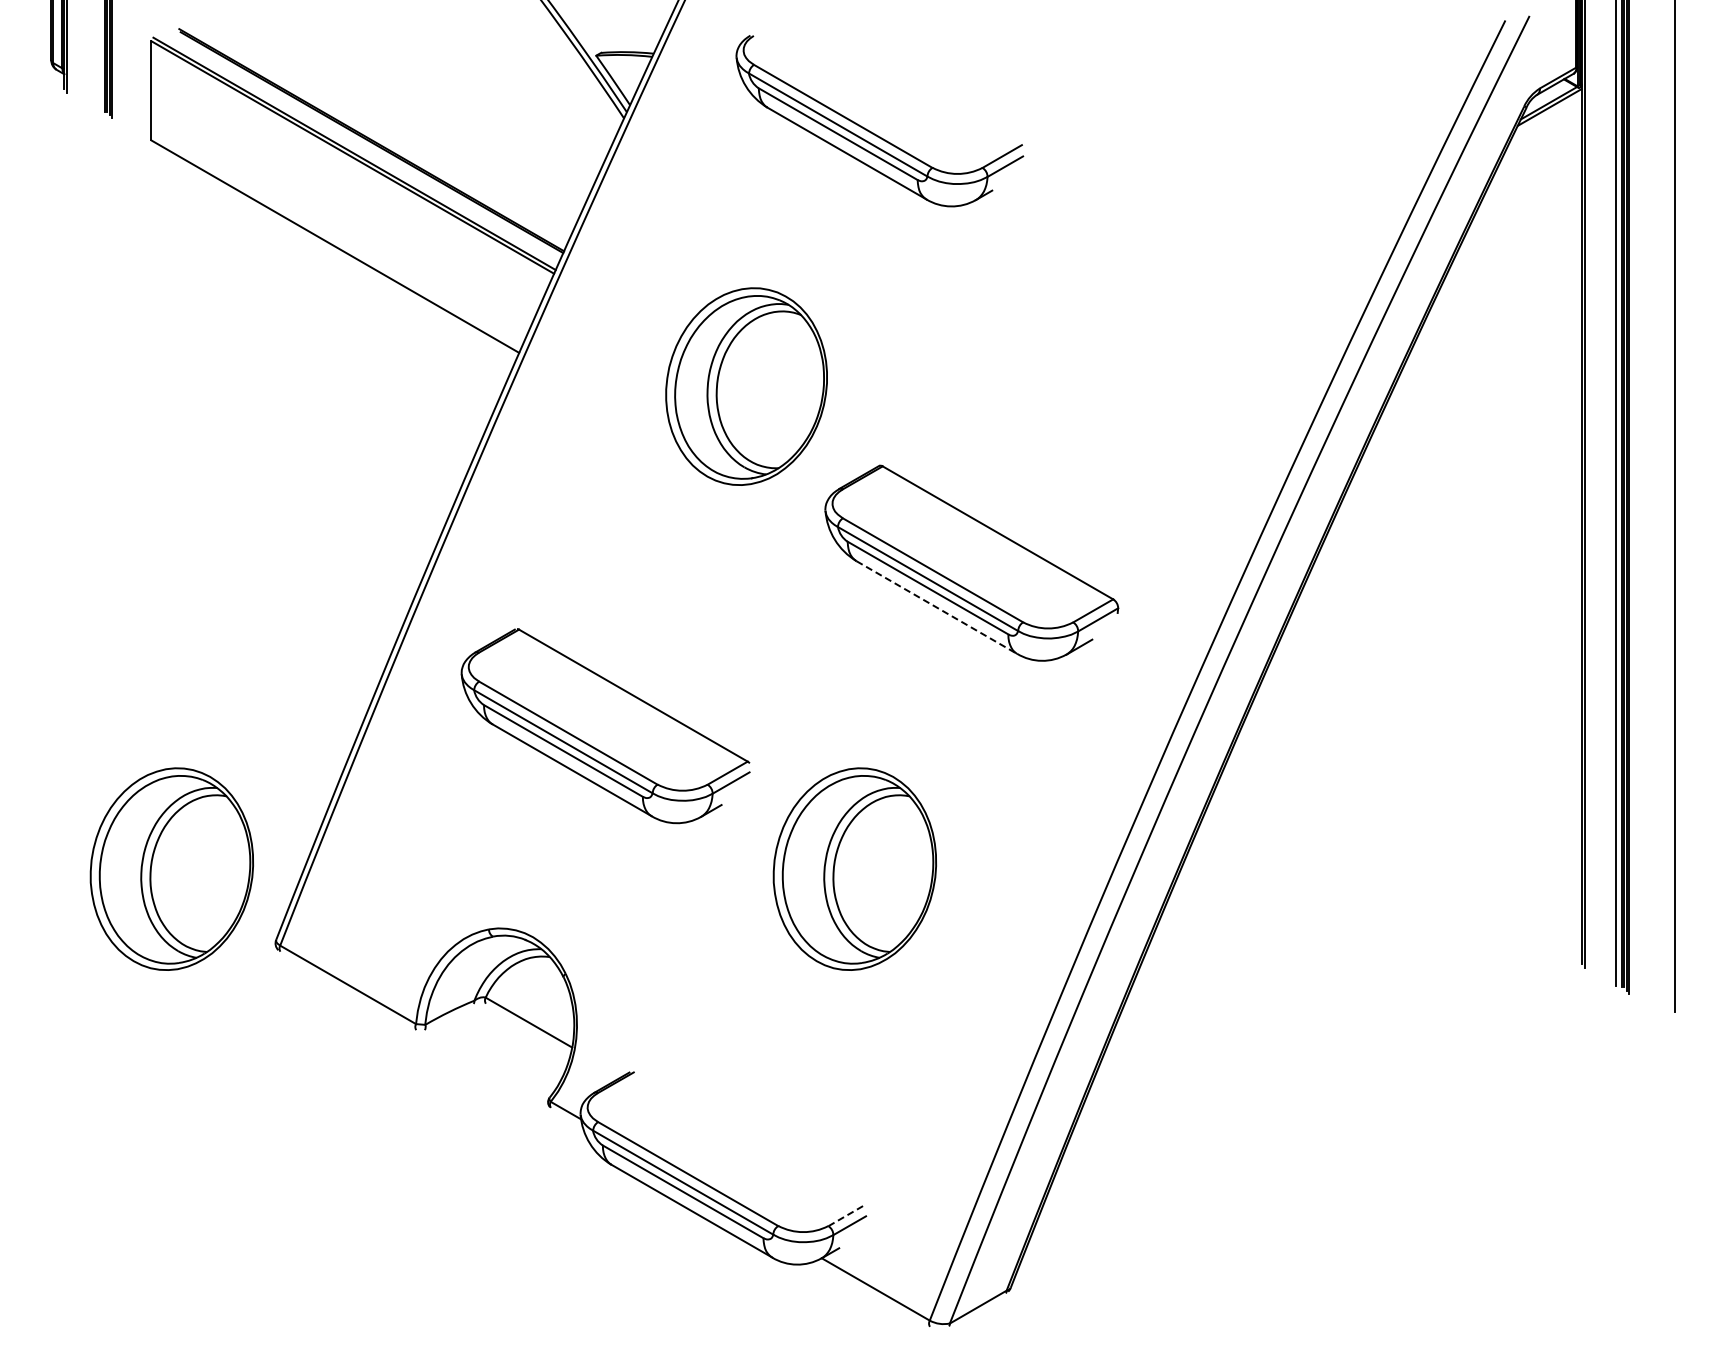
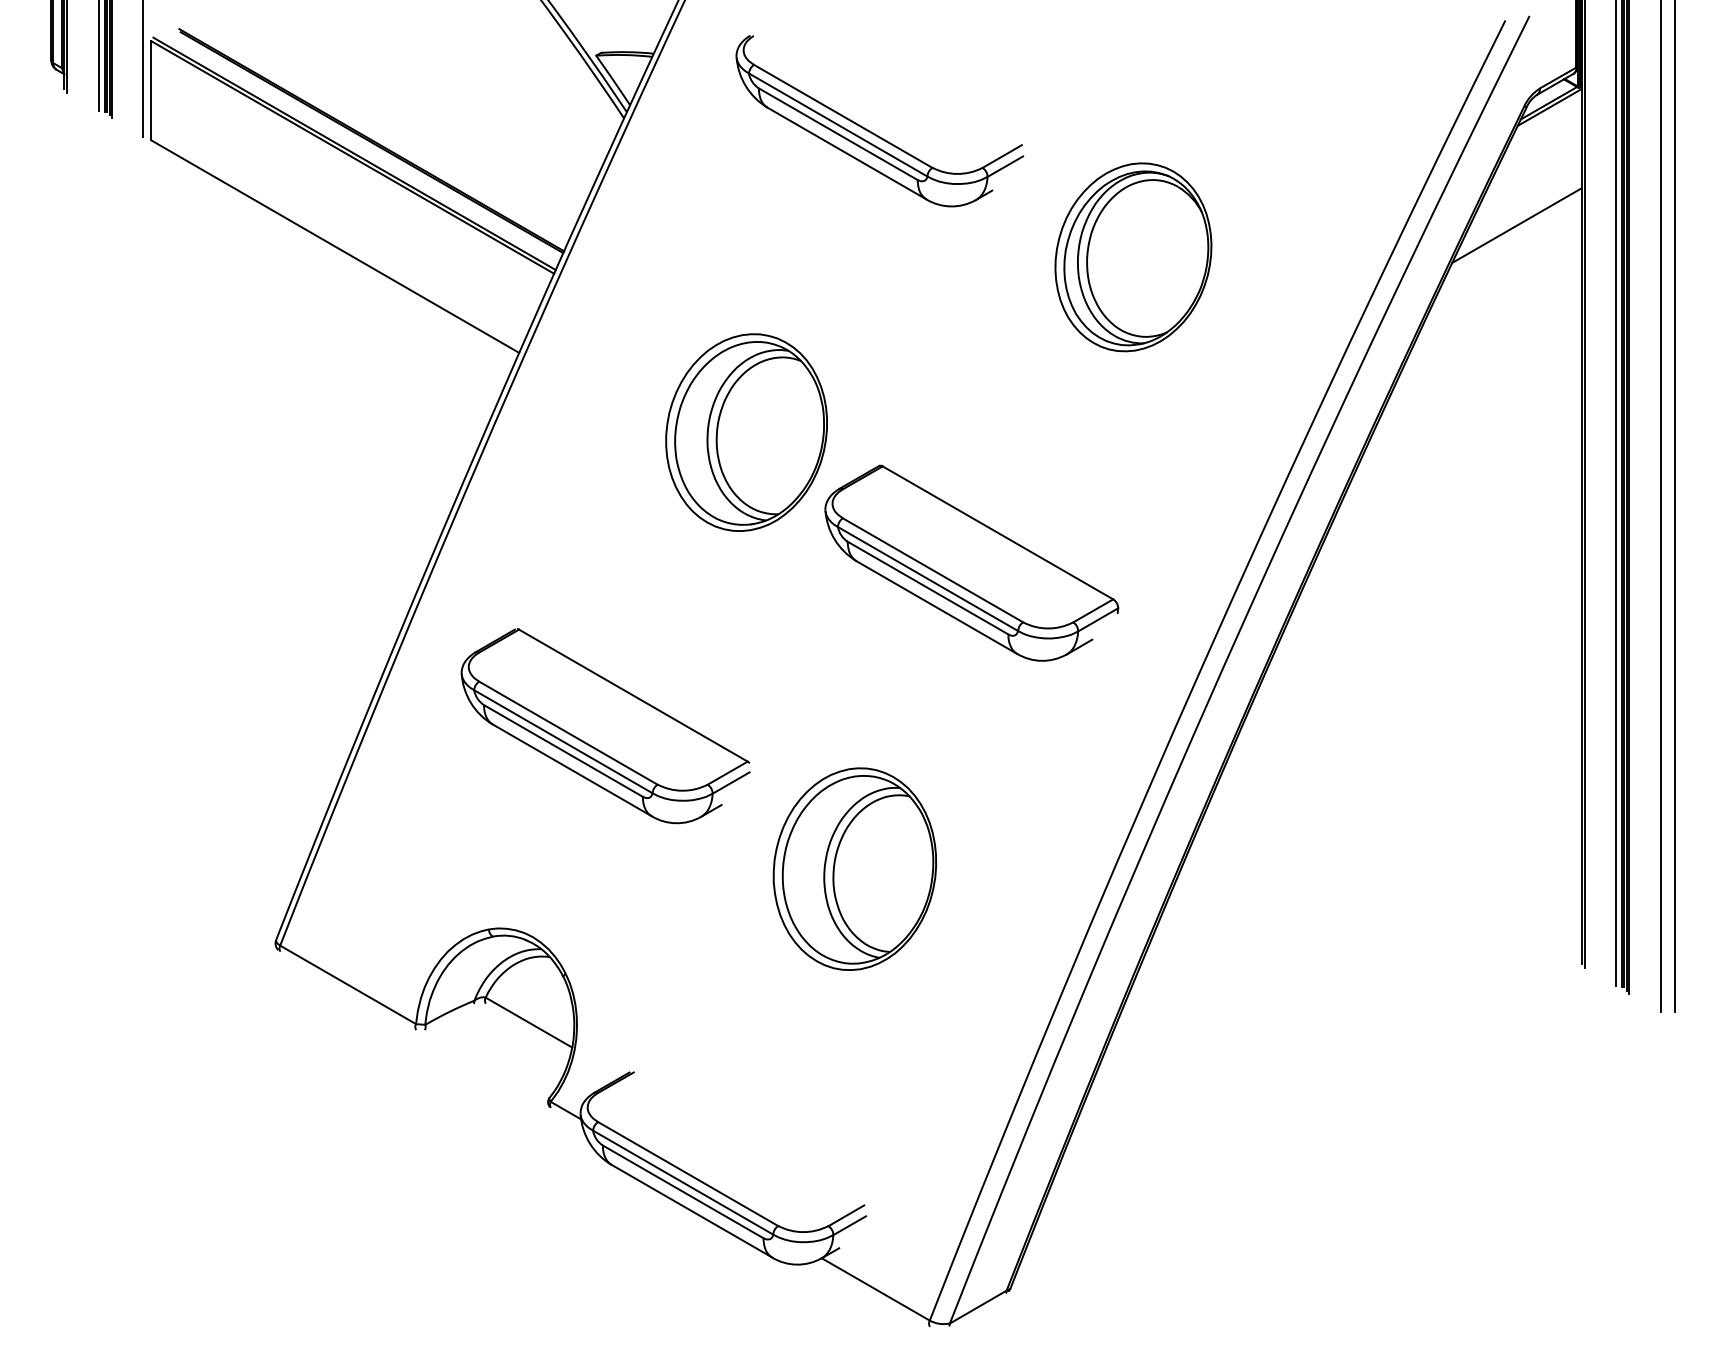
line: none -> present (98, 56)
line: none -> present (143, 69)
line: none -> present (1516, 225)
part: none -> present (1133, 257)
part position: (746, 386) -> (746, 432) (746, 432)
line: none -> present (1660, 506)
line: dashed -> solid (936, 607)
part: present -> none (171, 868)
line: dashed -> solid (846, 1215)
